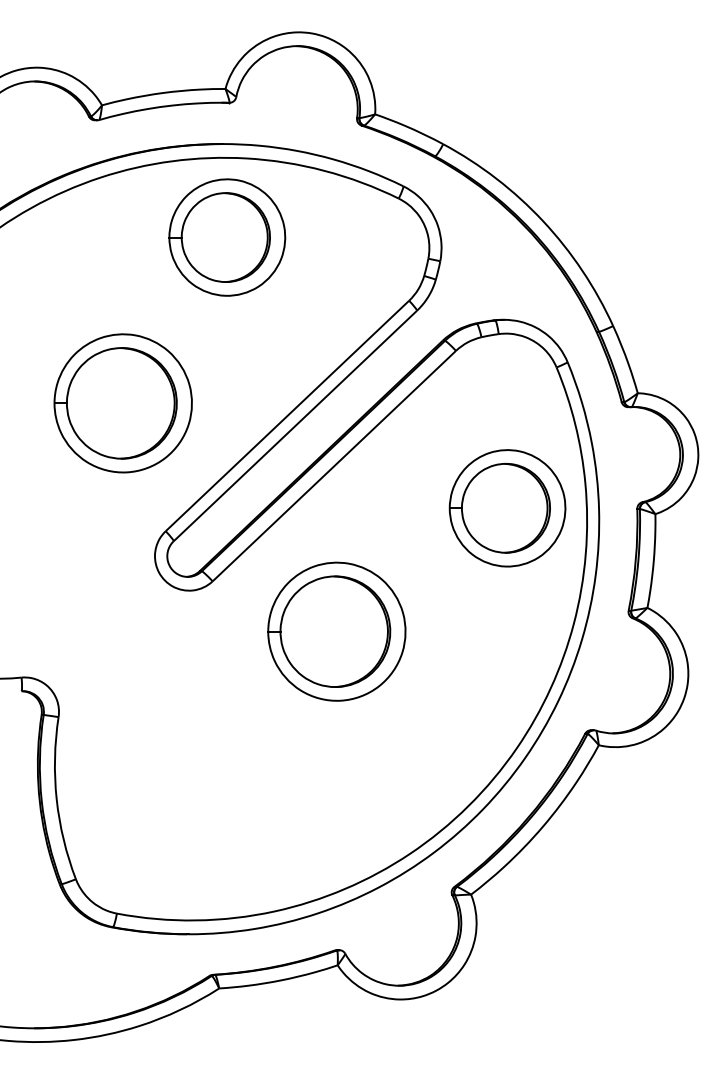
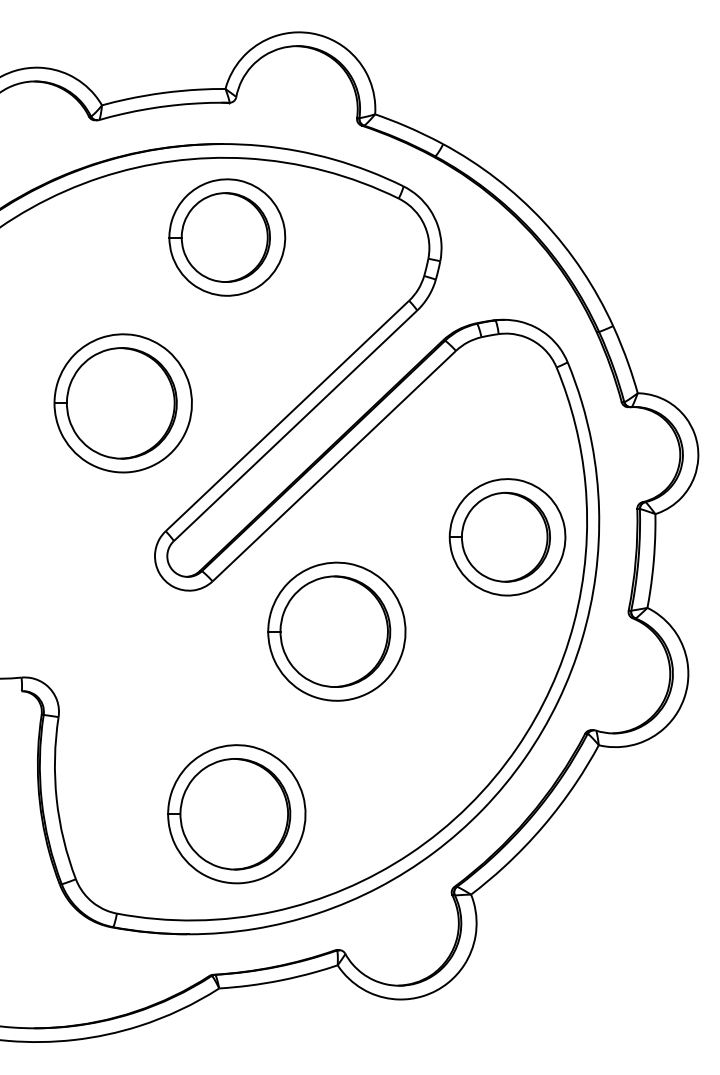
part position: (507, 508) -> (507, 537) (507, 537)
part: none -> present (236, 814)
